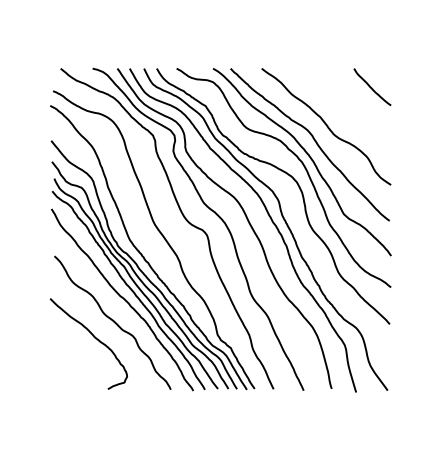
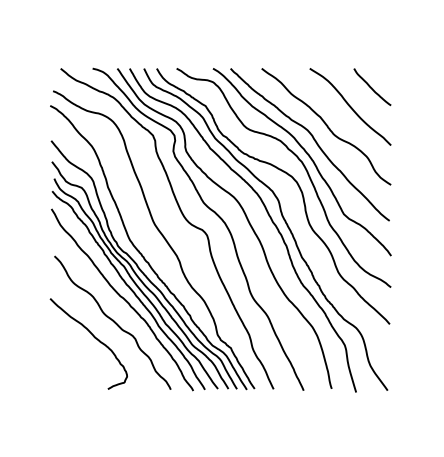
curve: none -> present (350, 106)
